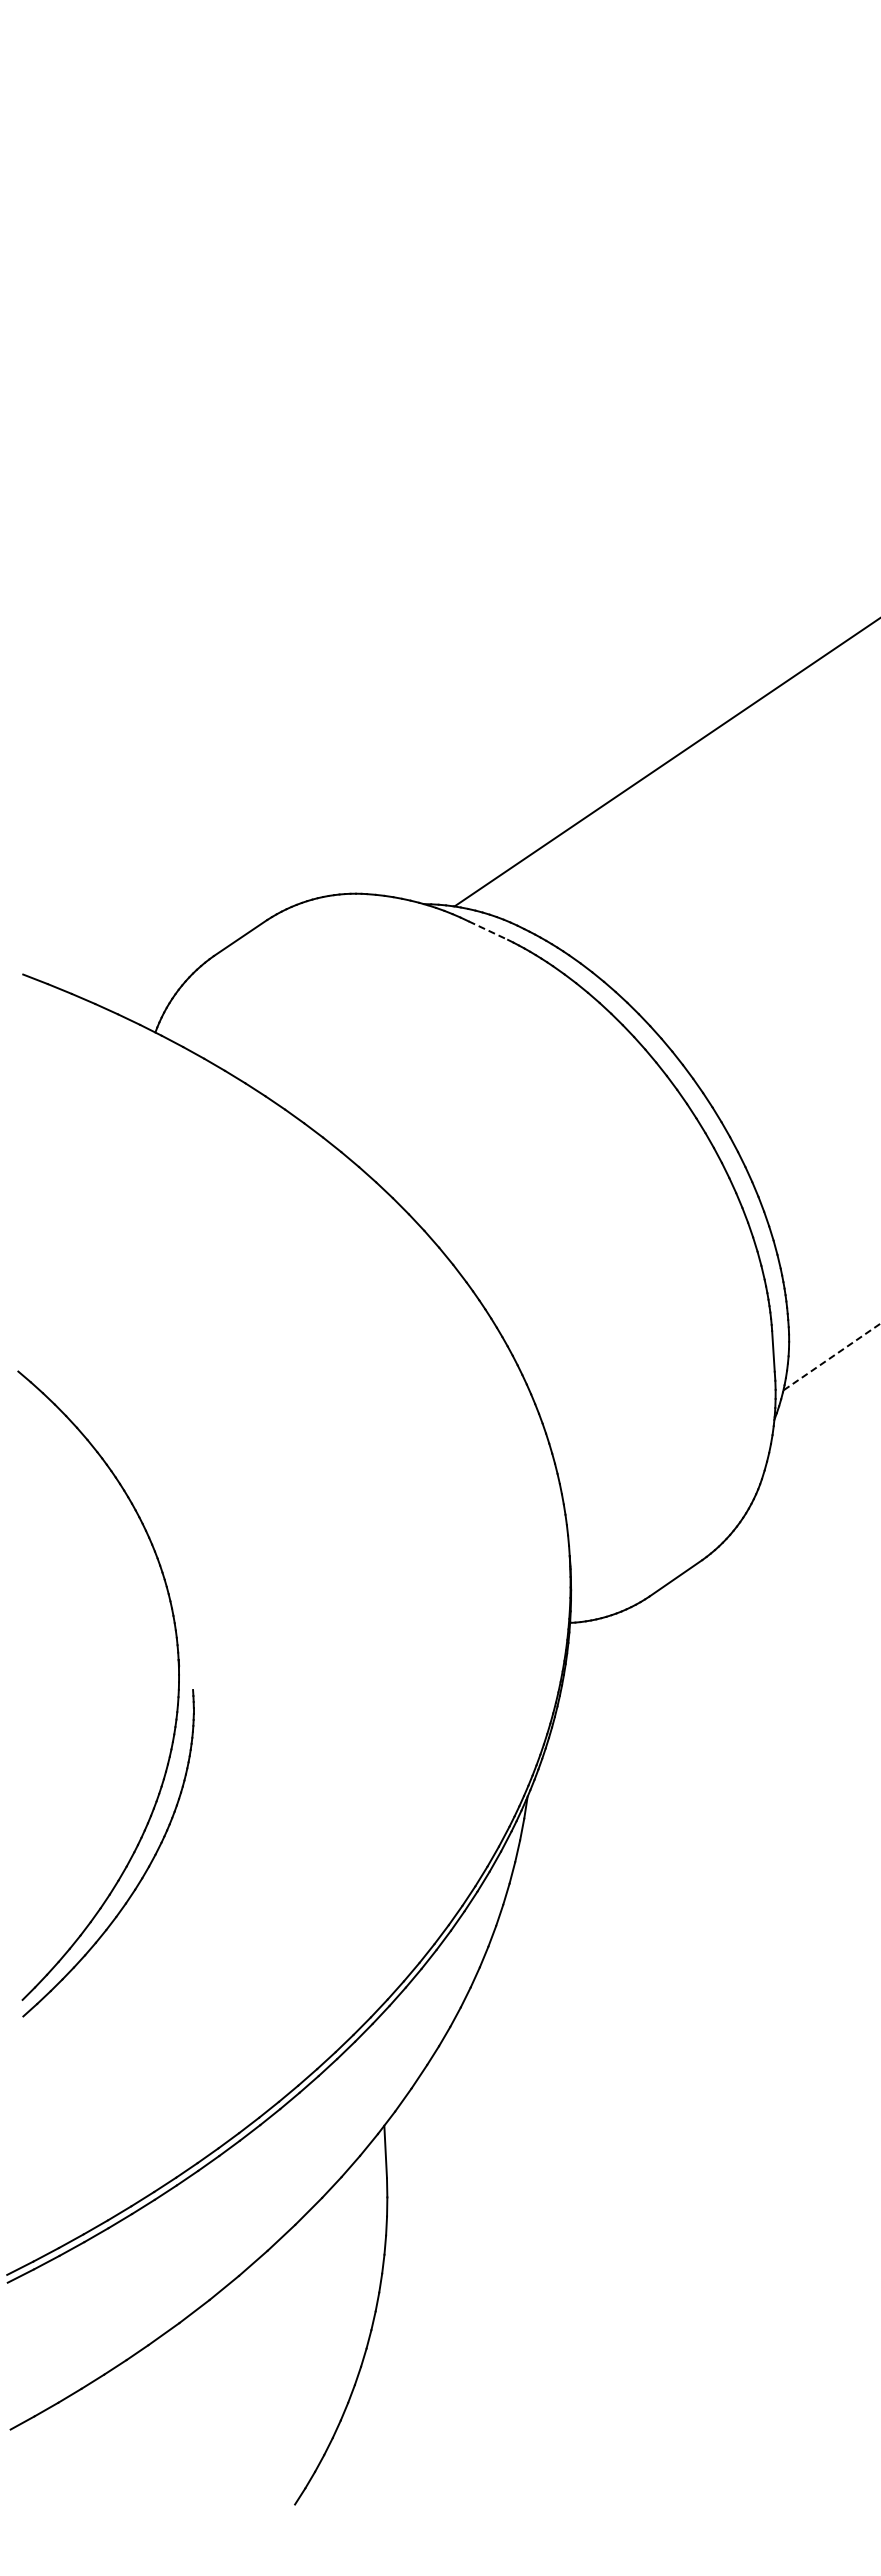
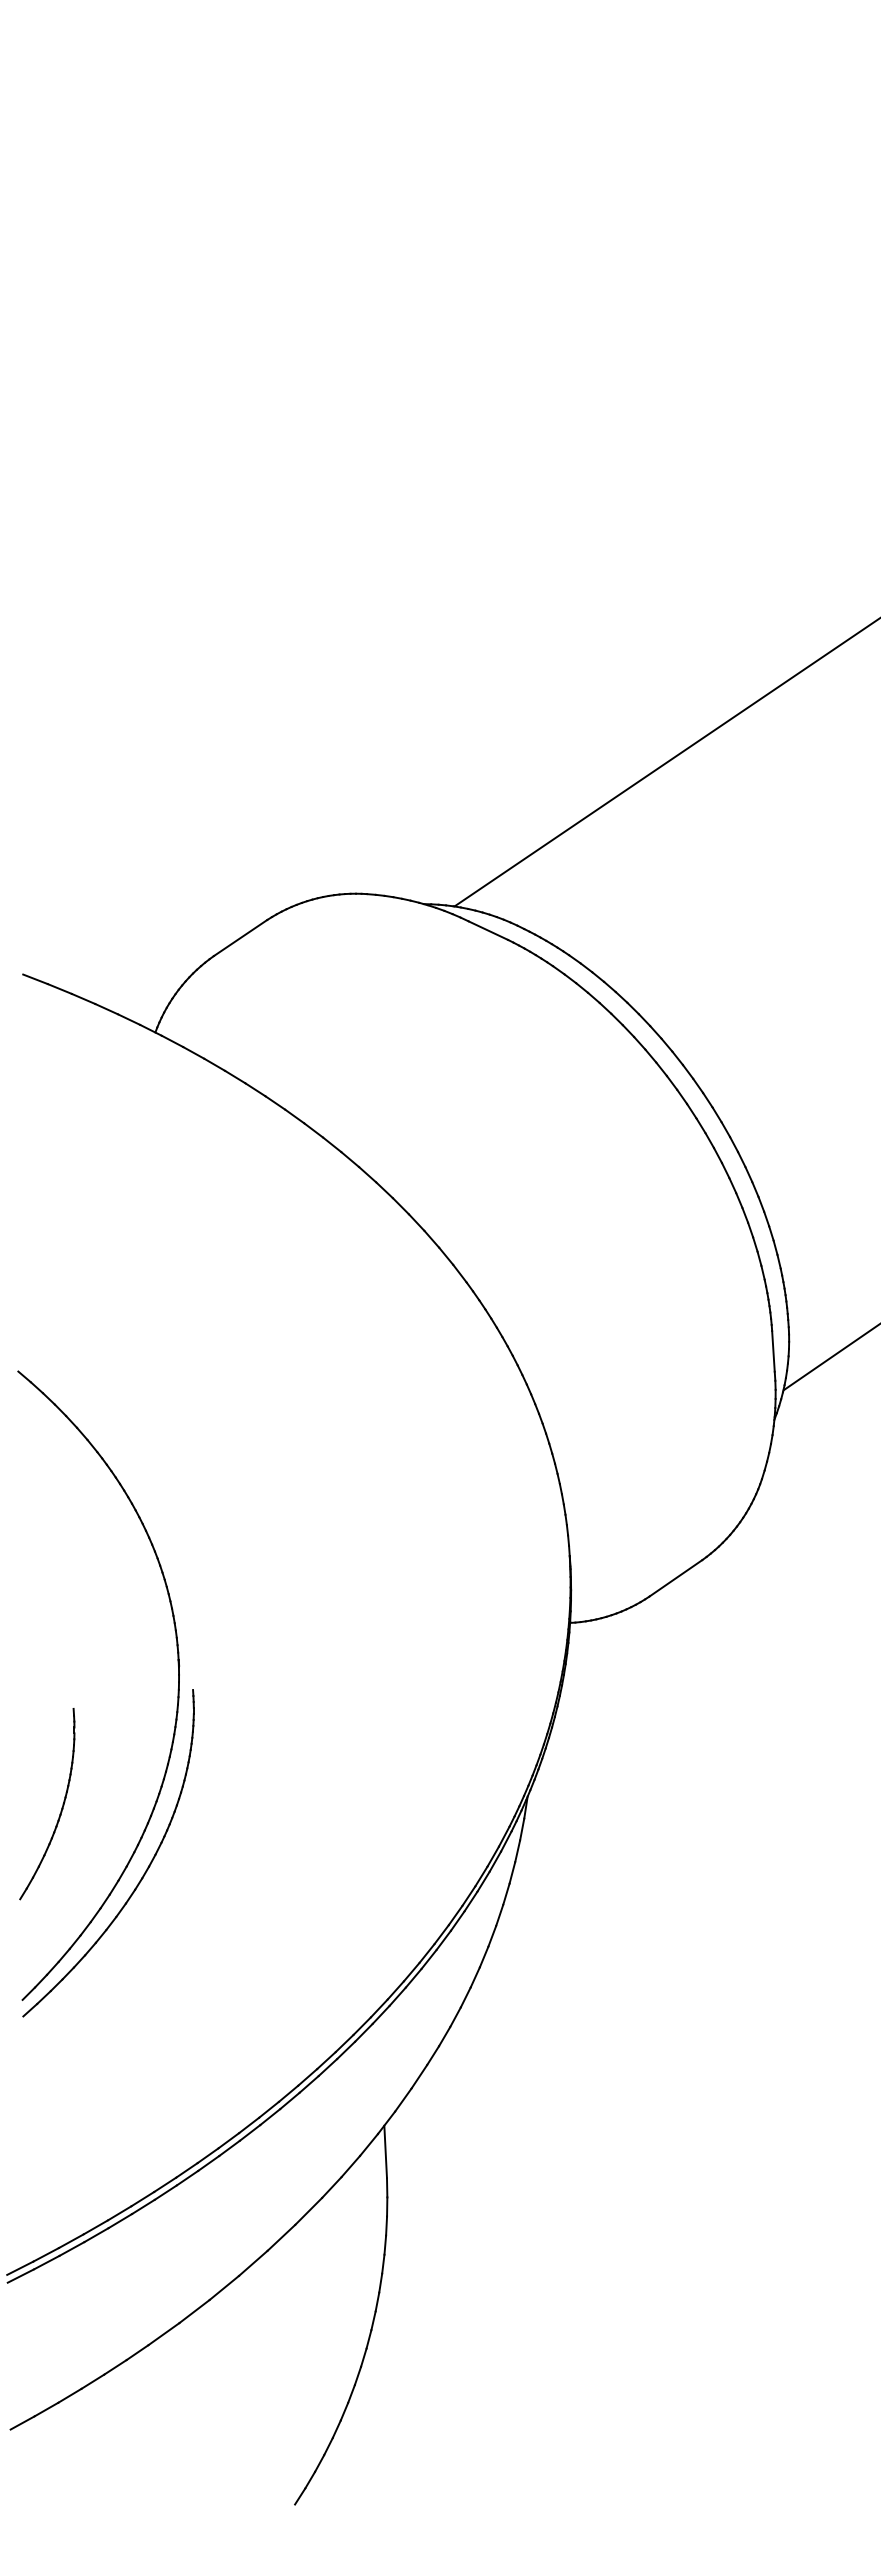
line: dashed -> solid (488, 930)
line: dashed -> solid (832, 1356)
part: none -> present (61, 1807)
